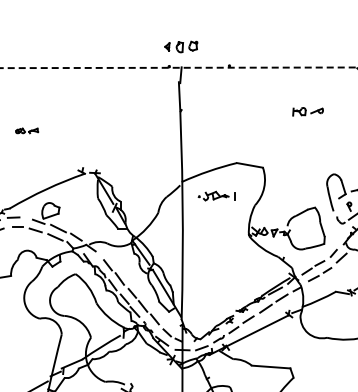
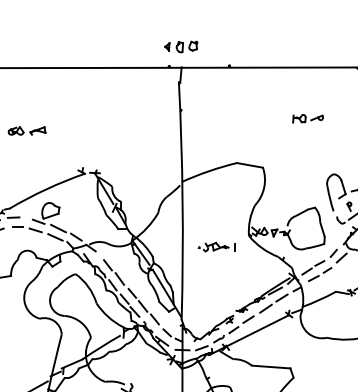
line: dashed -> solid (179, 67)
part position: (307, 111) -> (307, 118) (307, 118)
part size: 25x8 px -> 40x10 px (26, 130)
part position: (216, 195) -> (216, 246) (216, 246)
